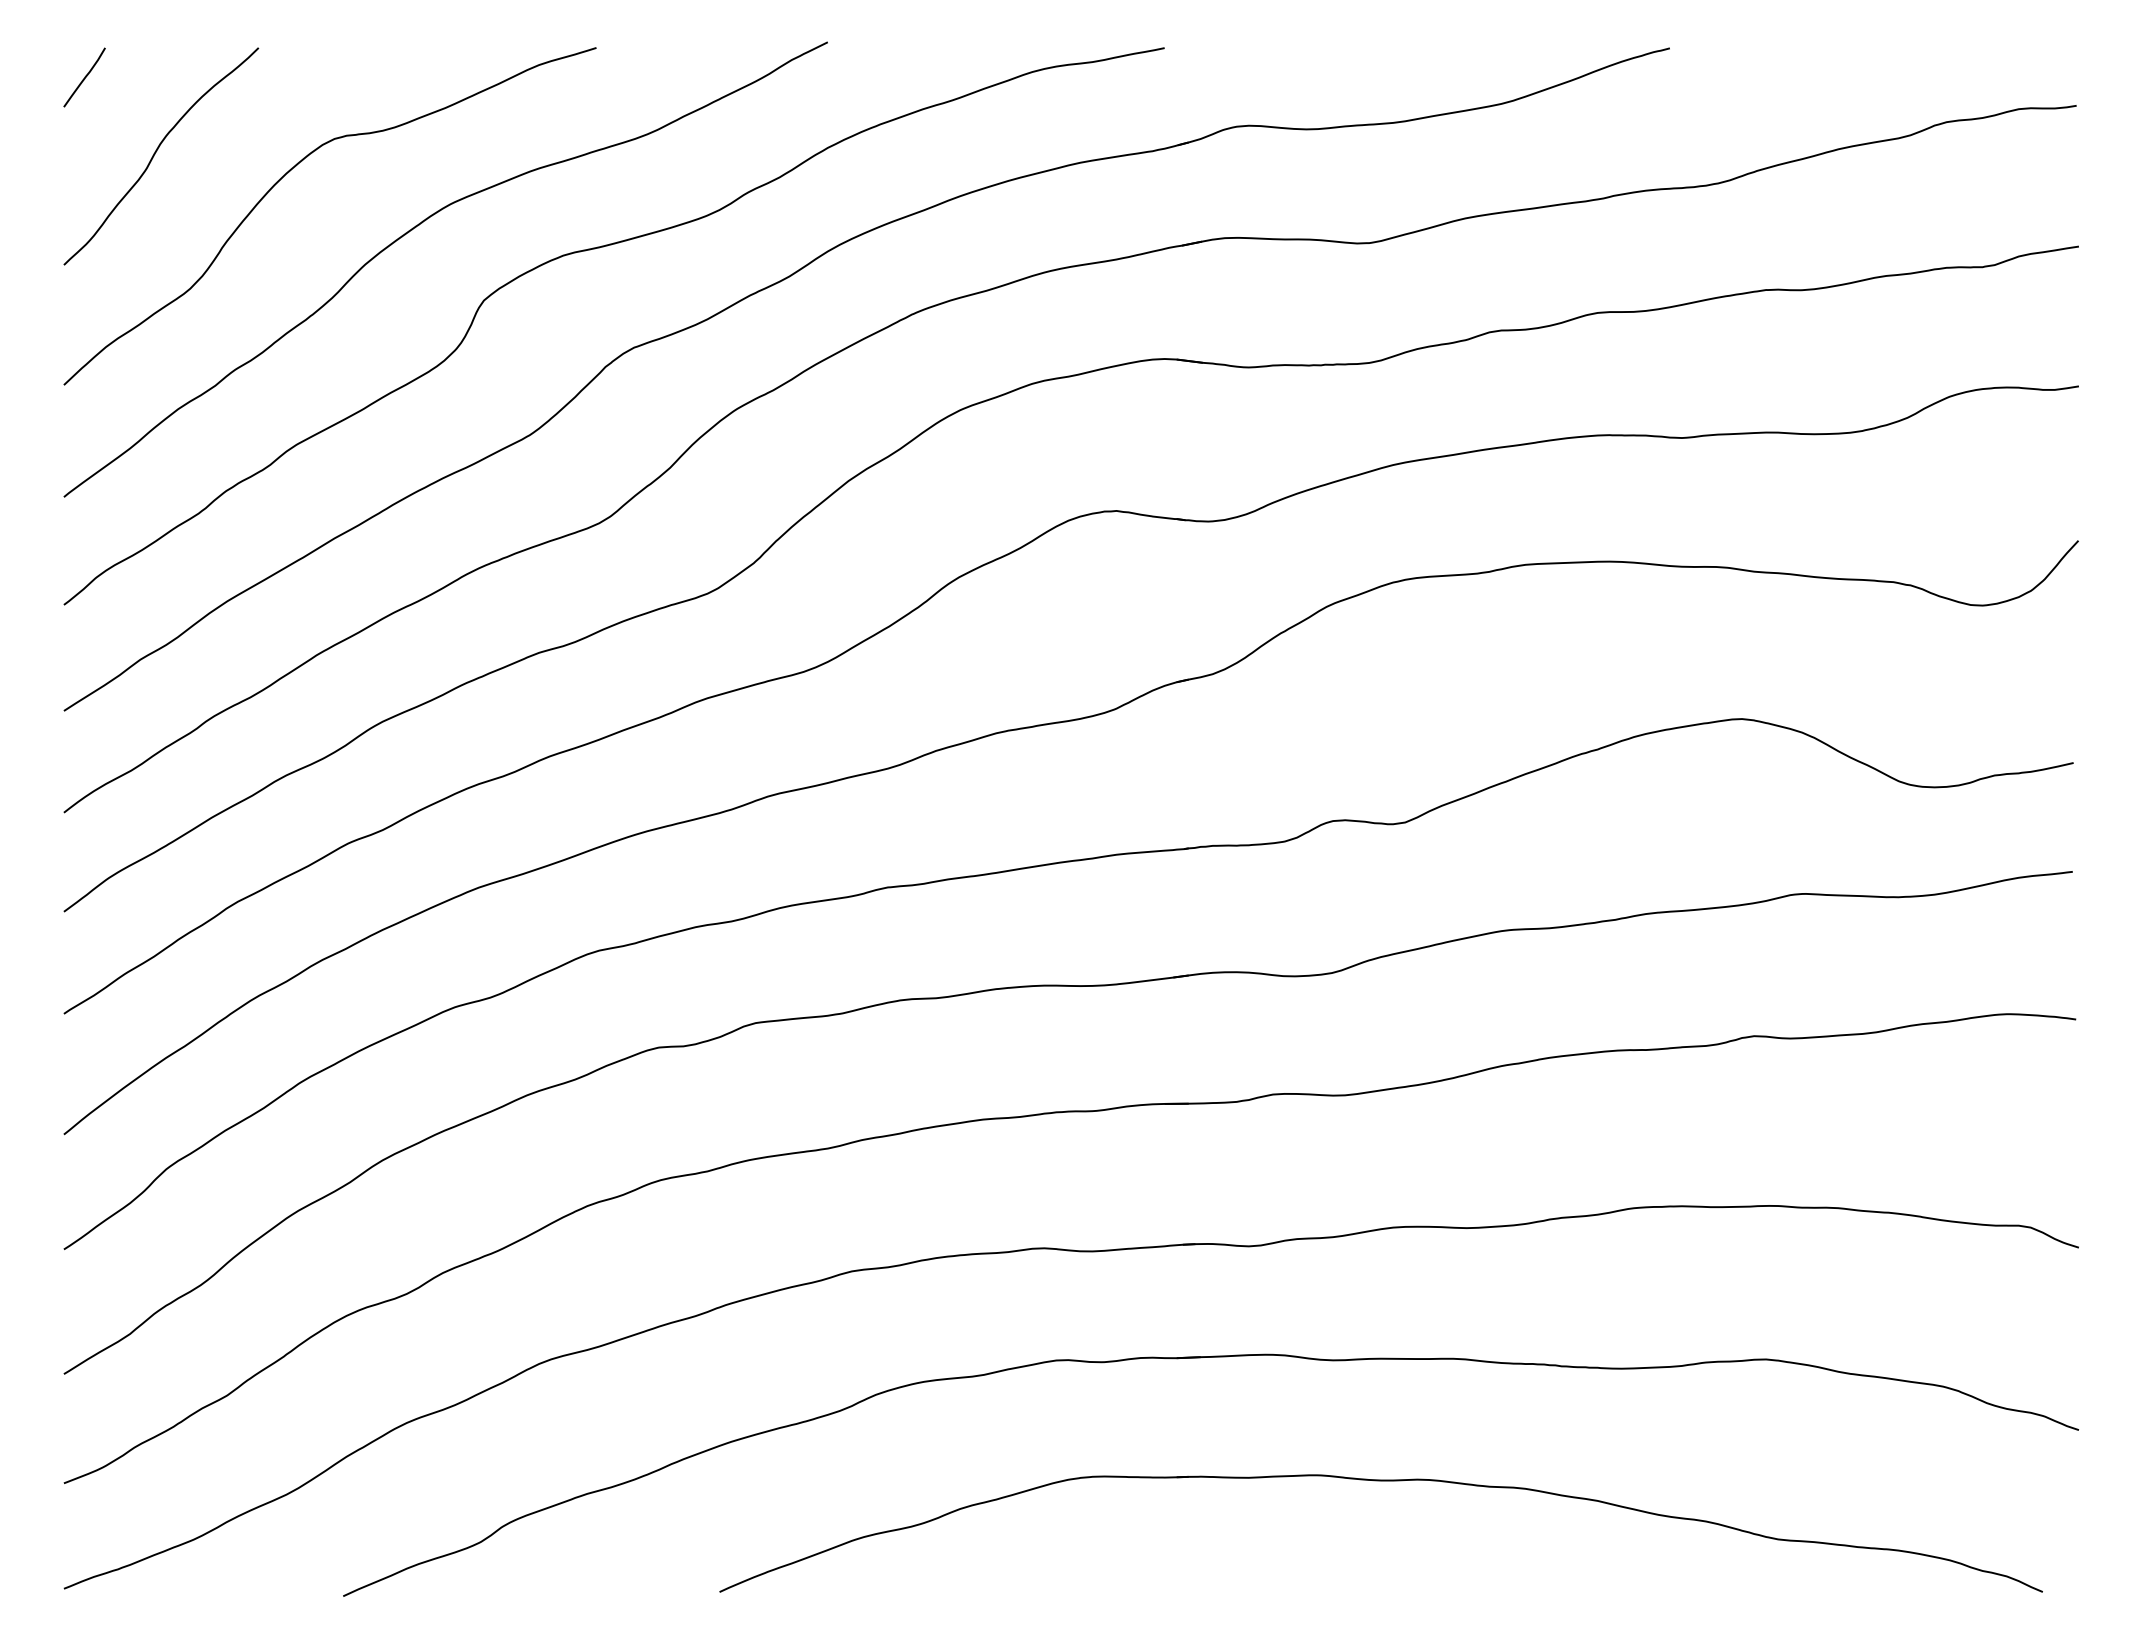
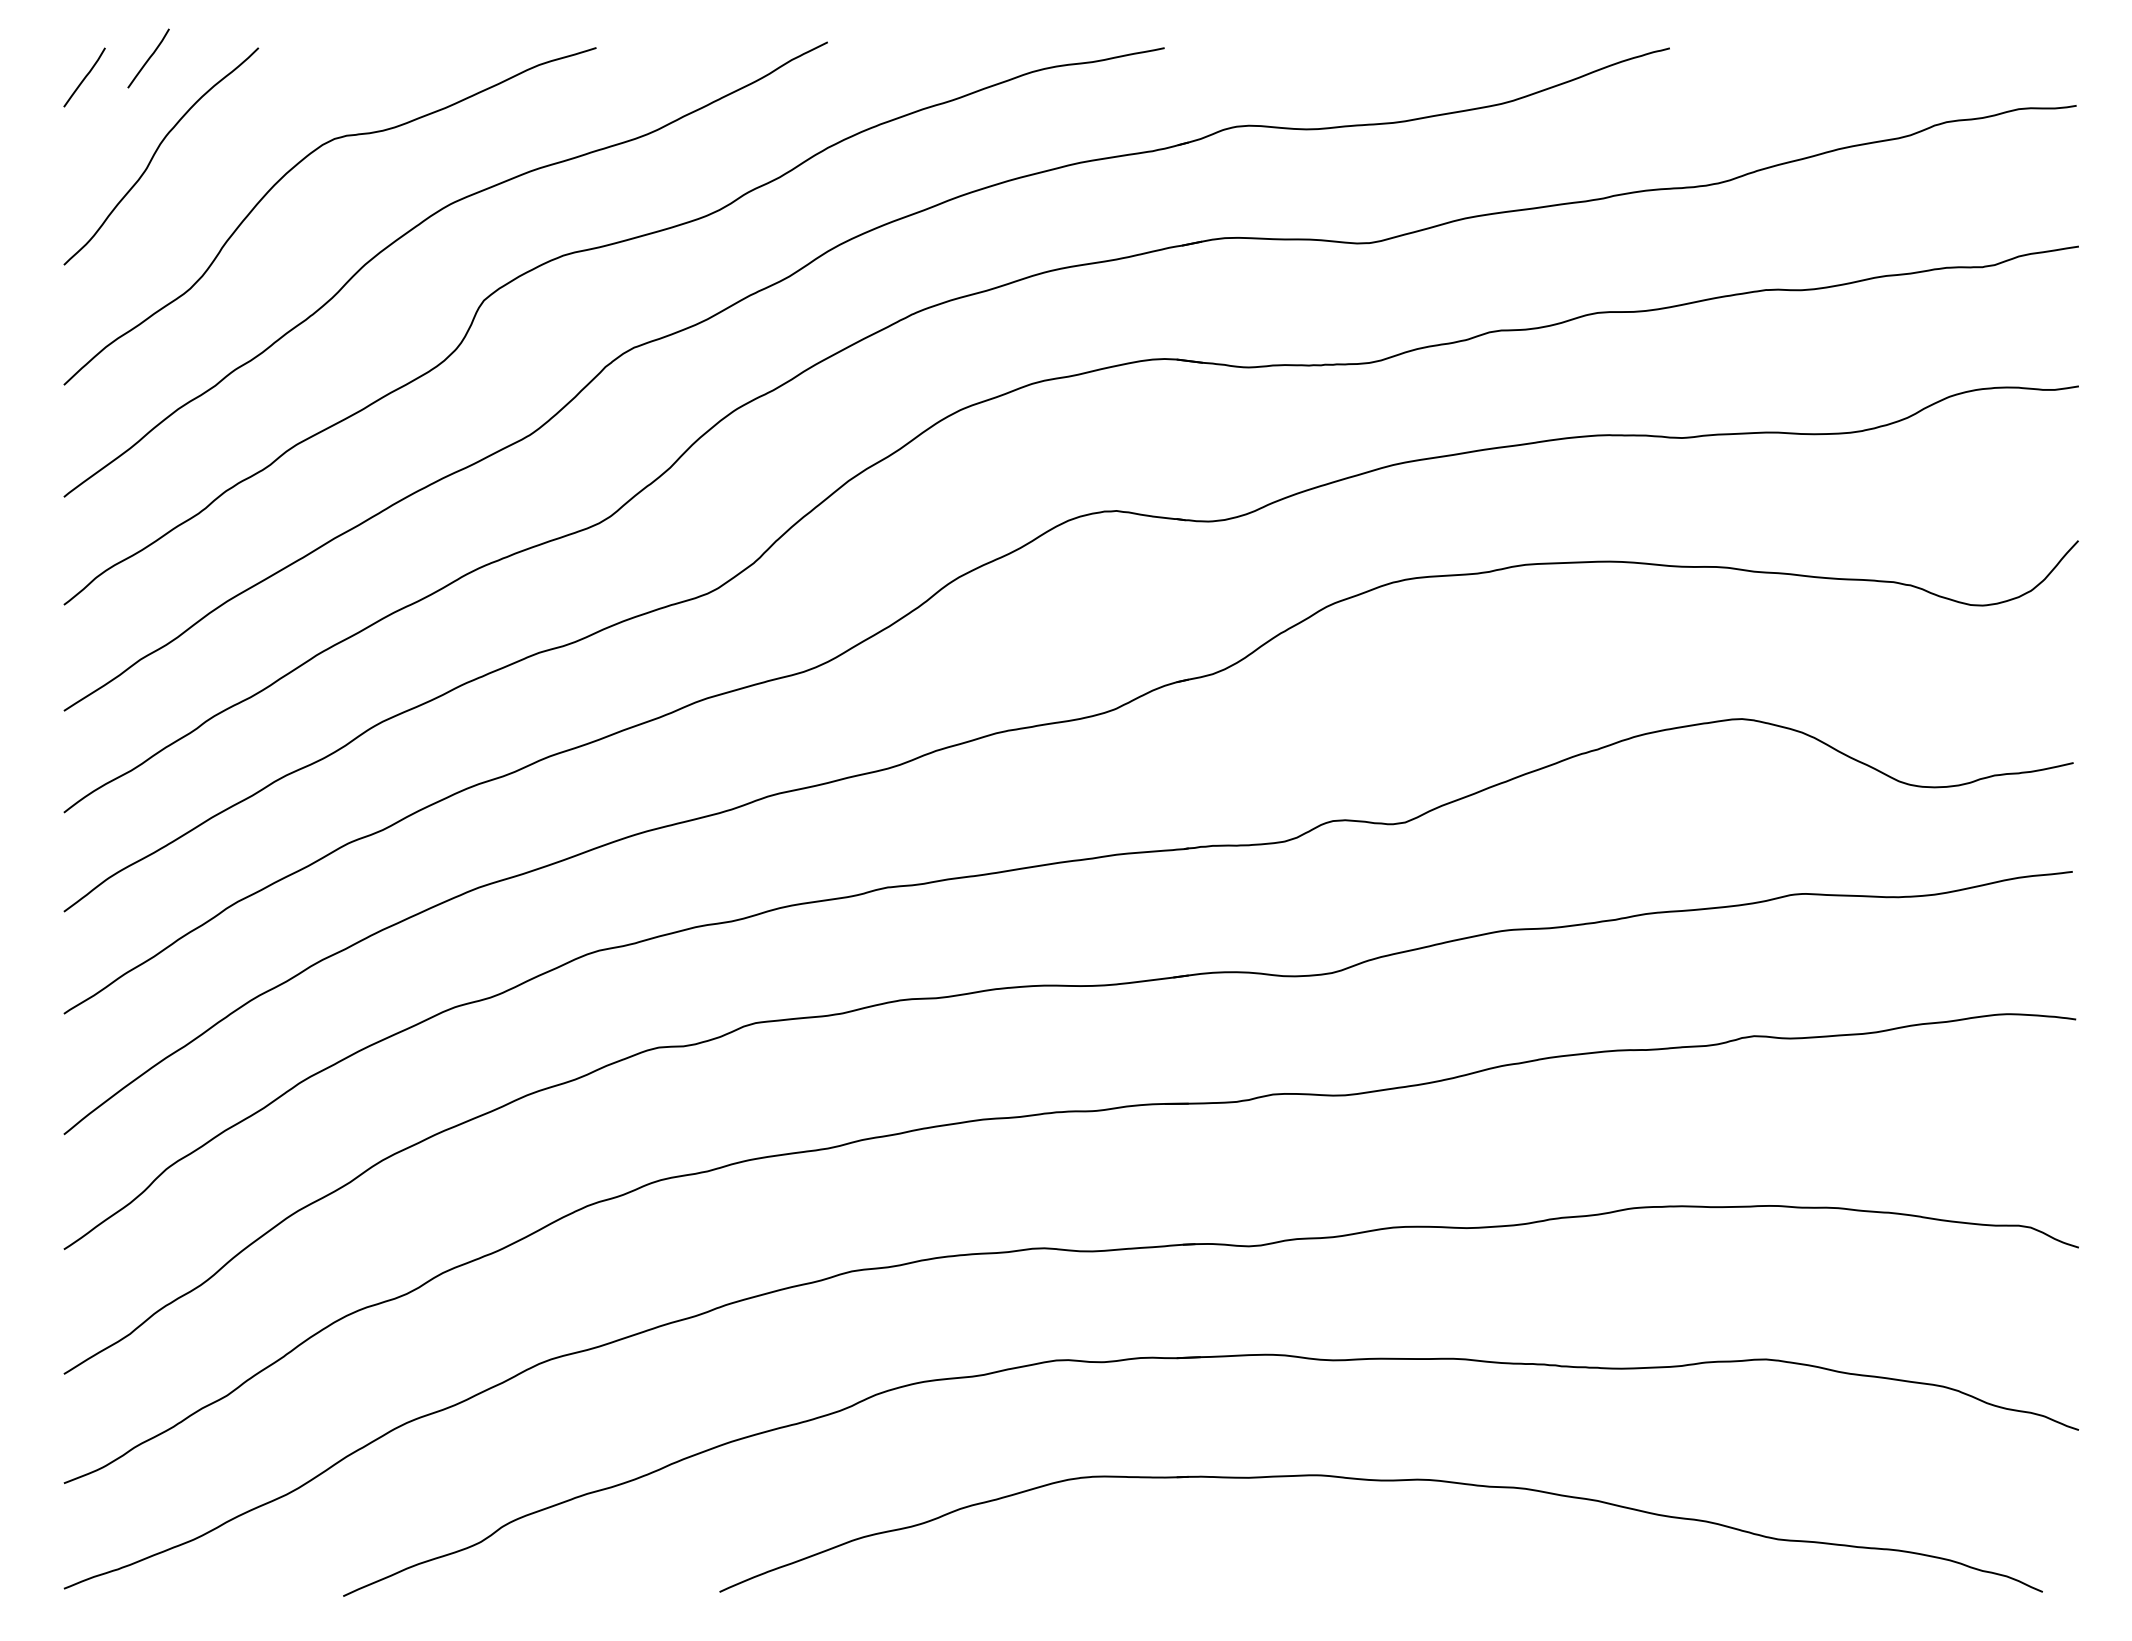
curve: none -> present (148, 58)
